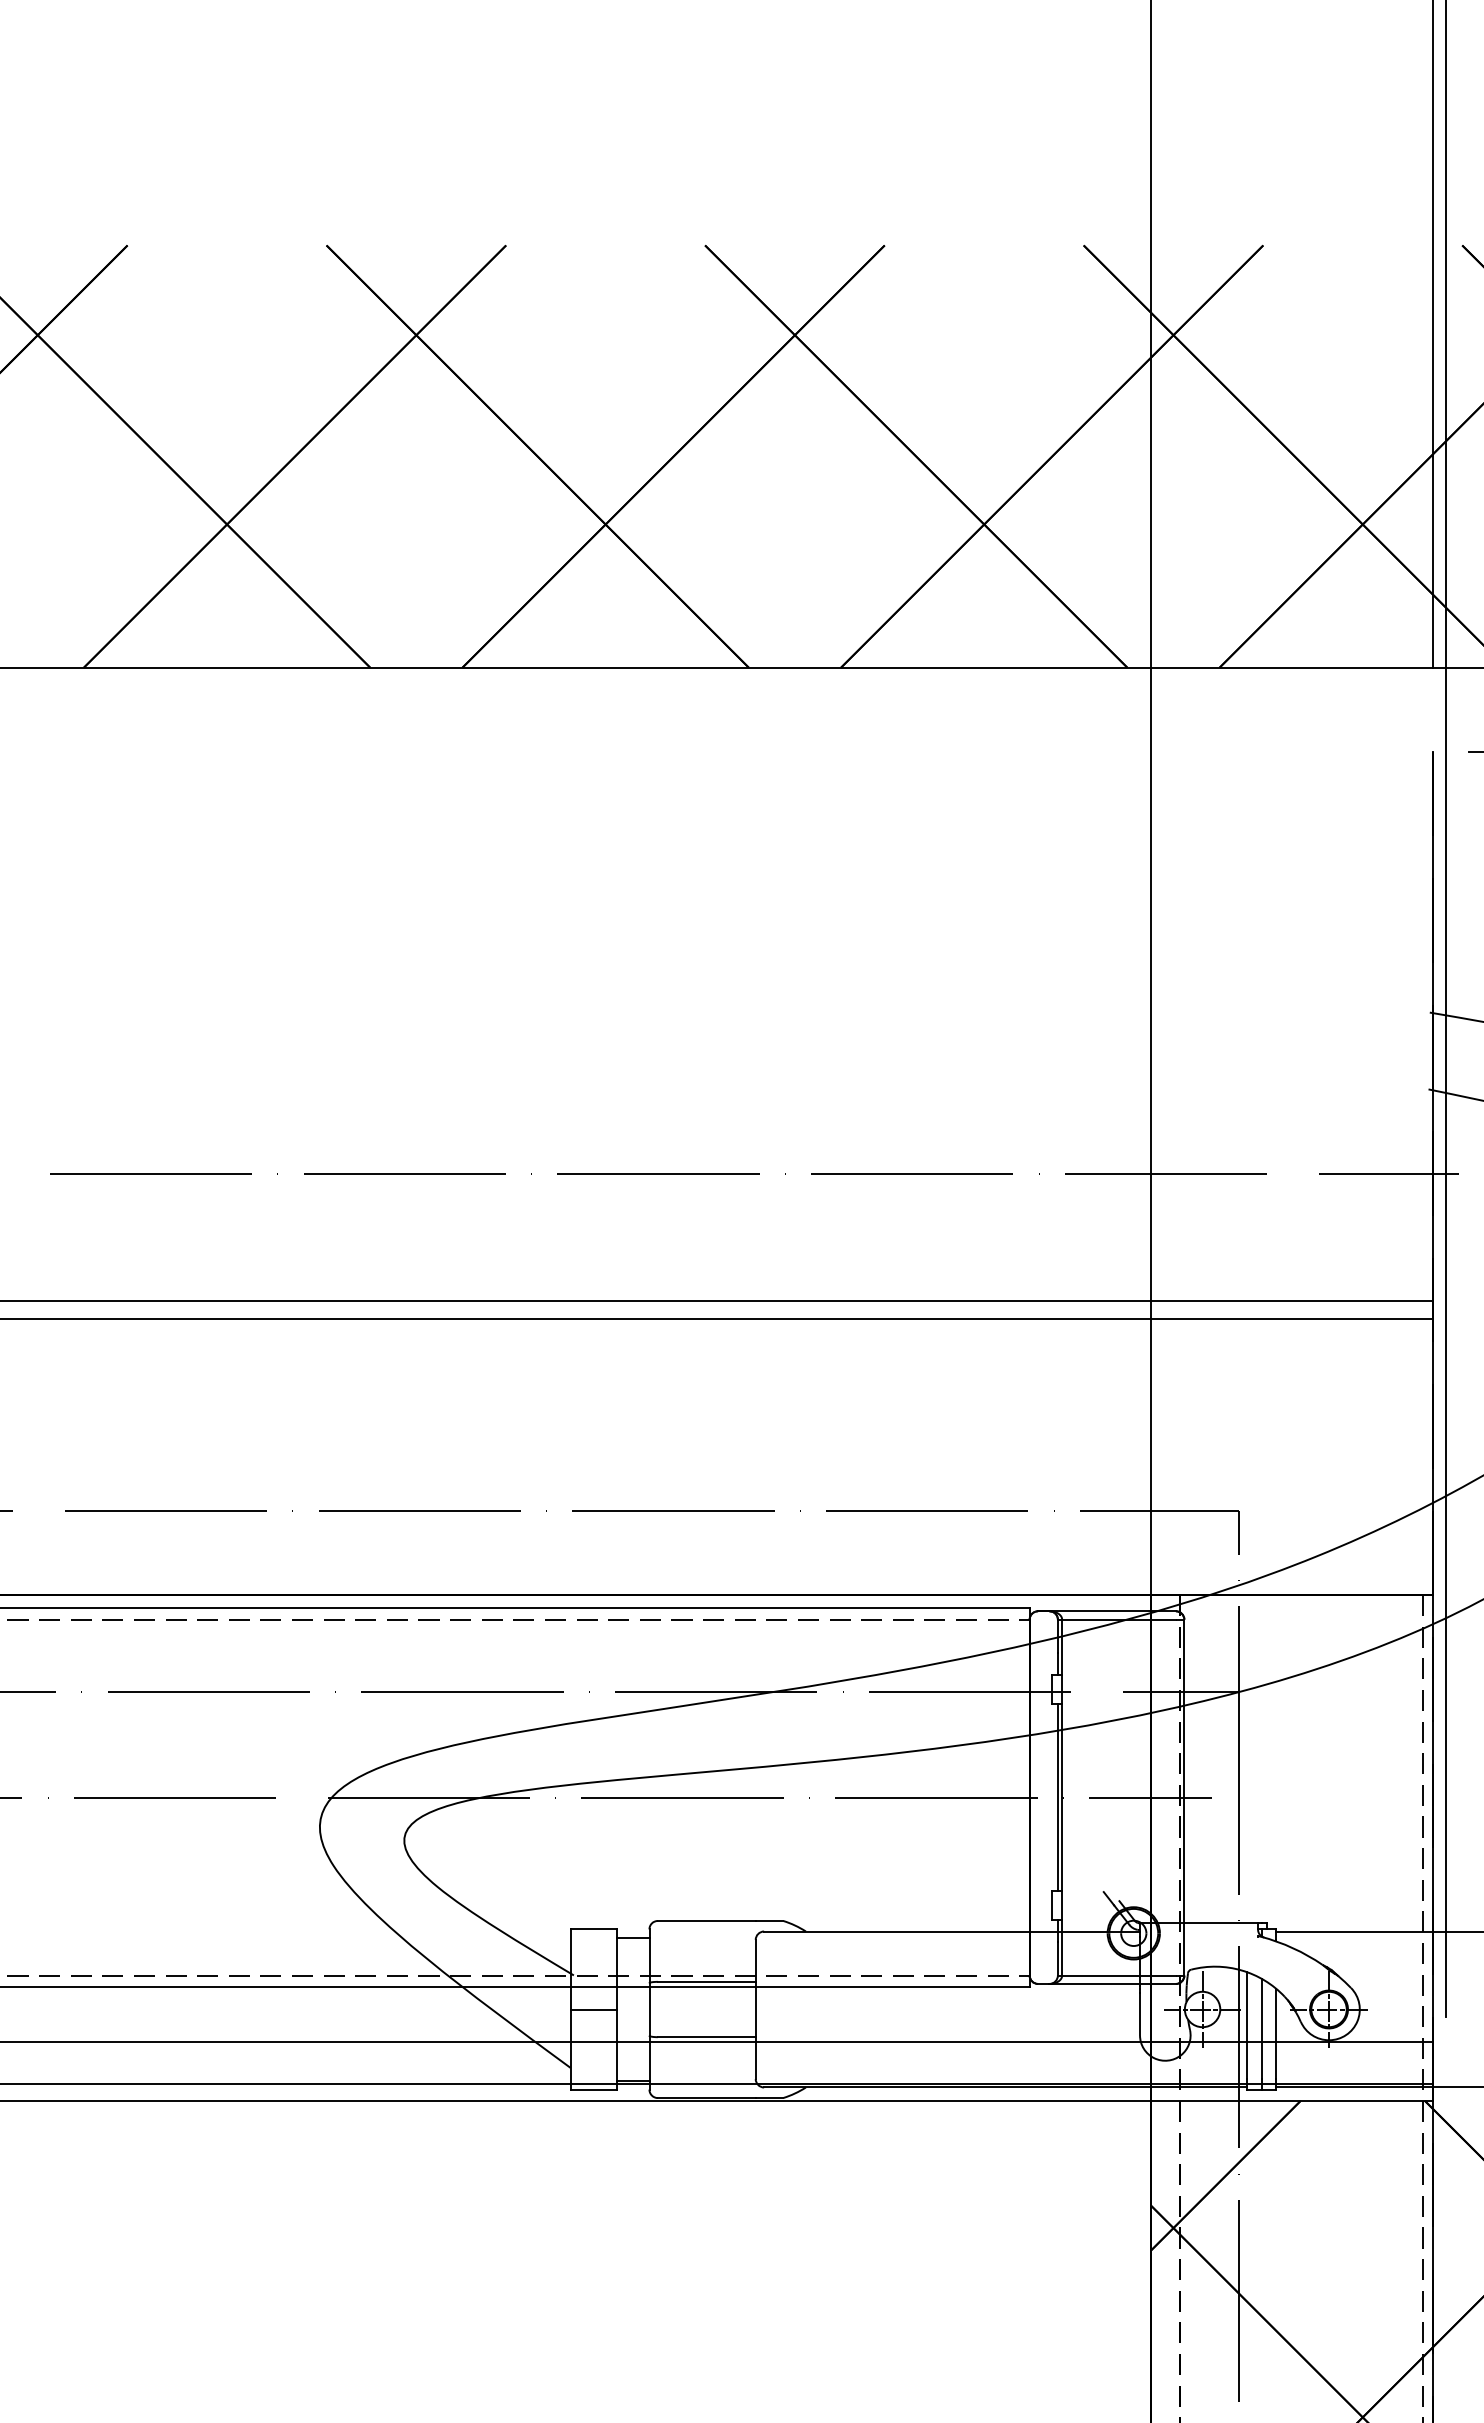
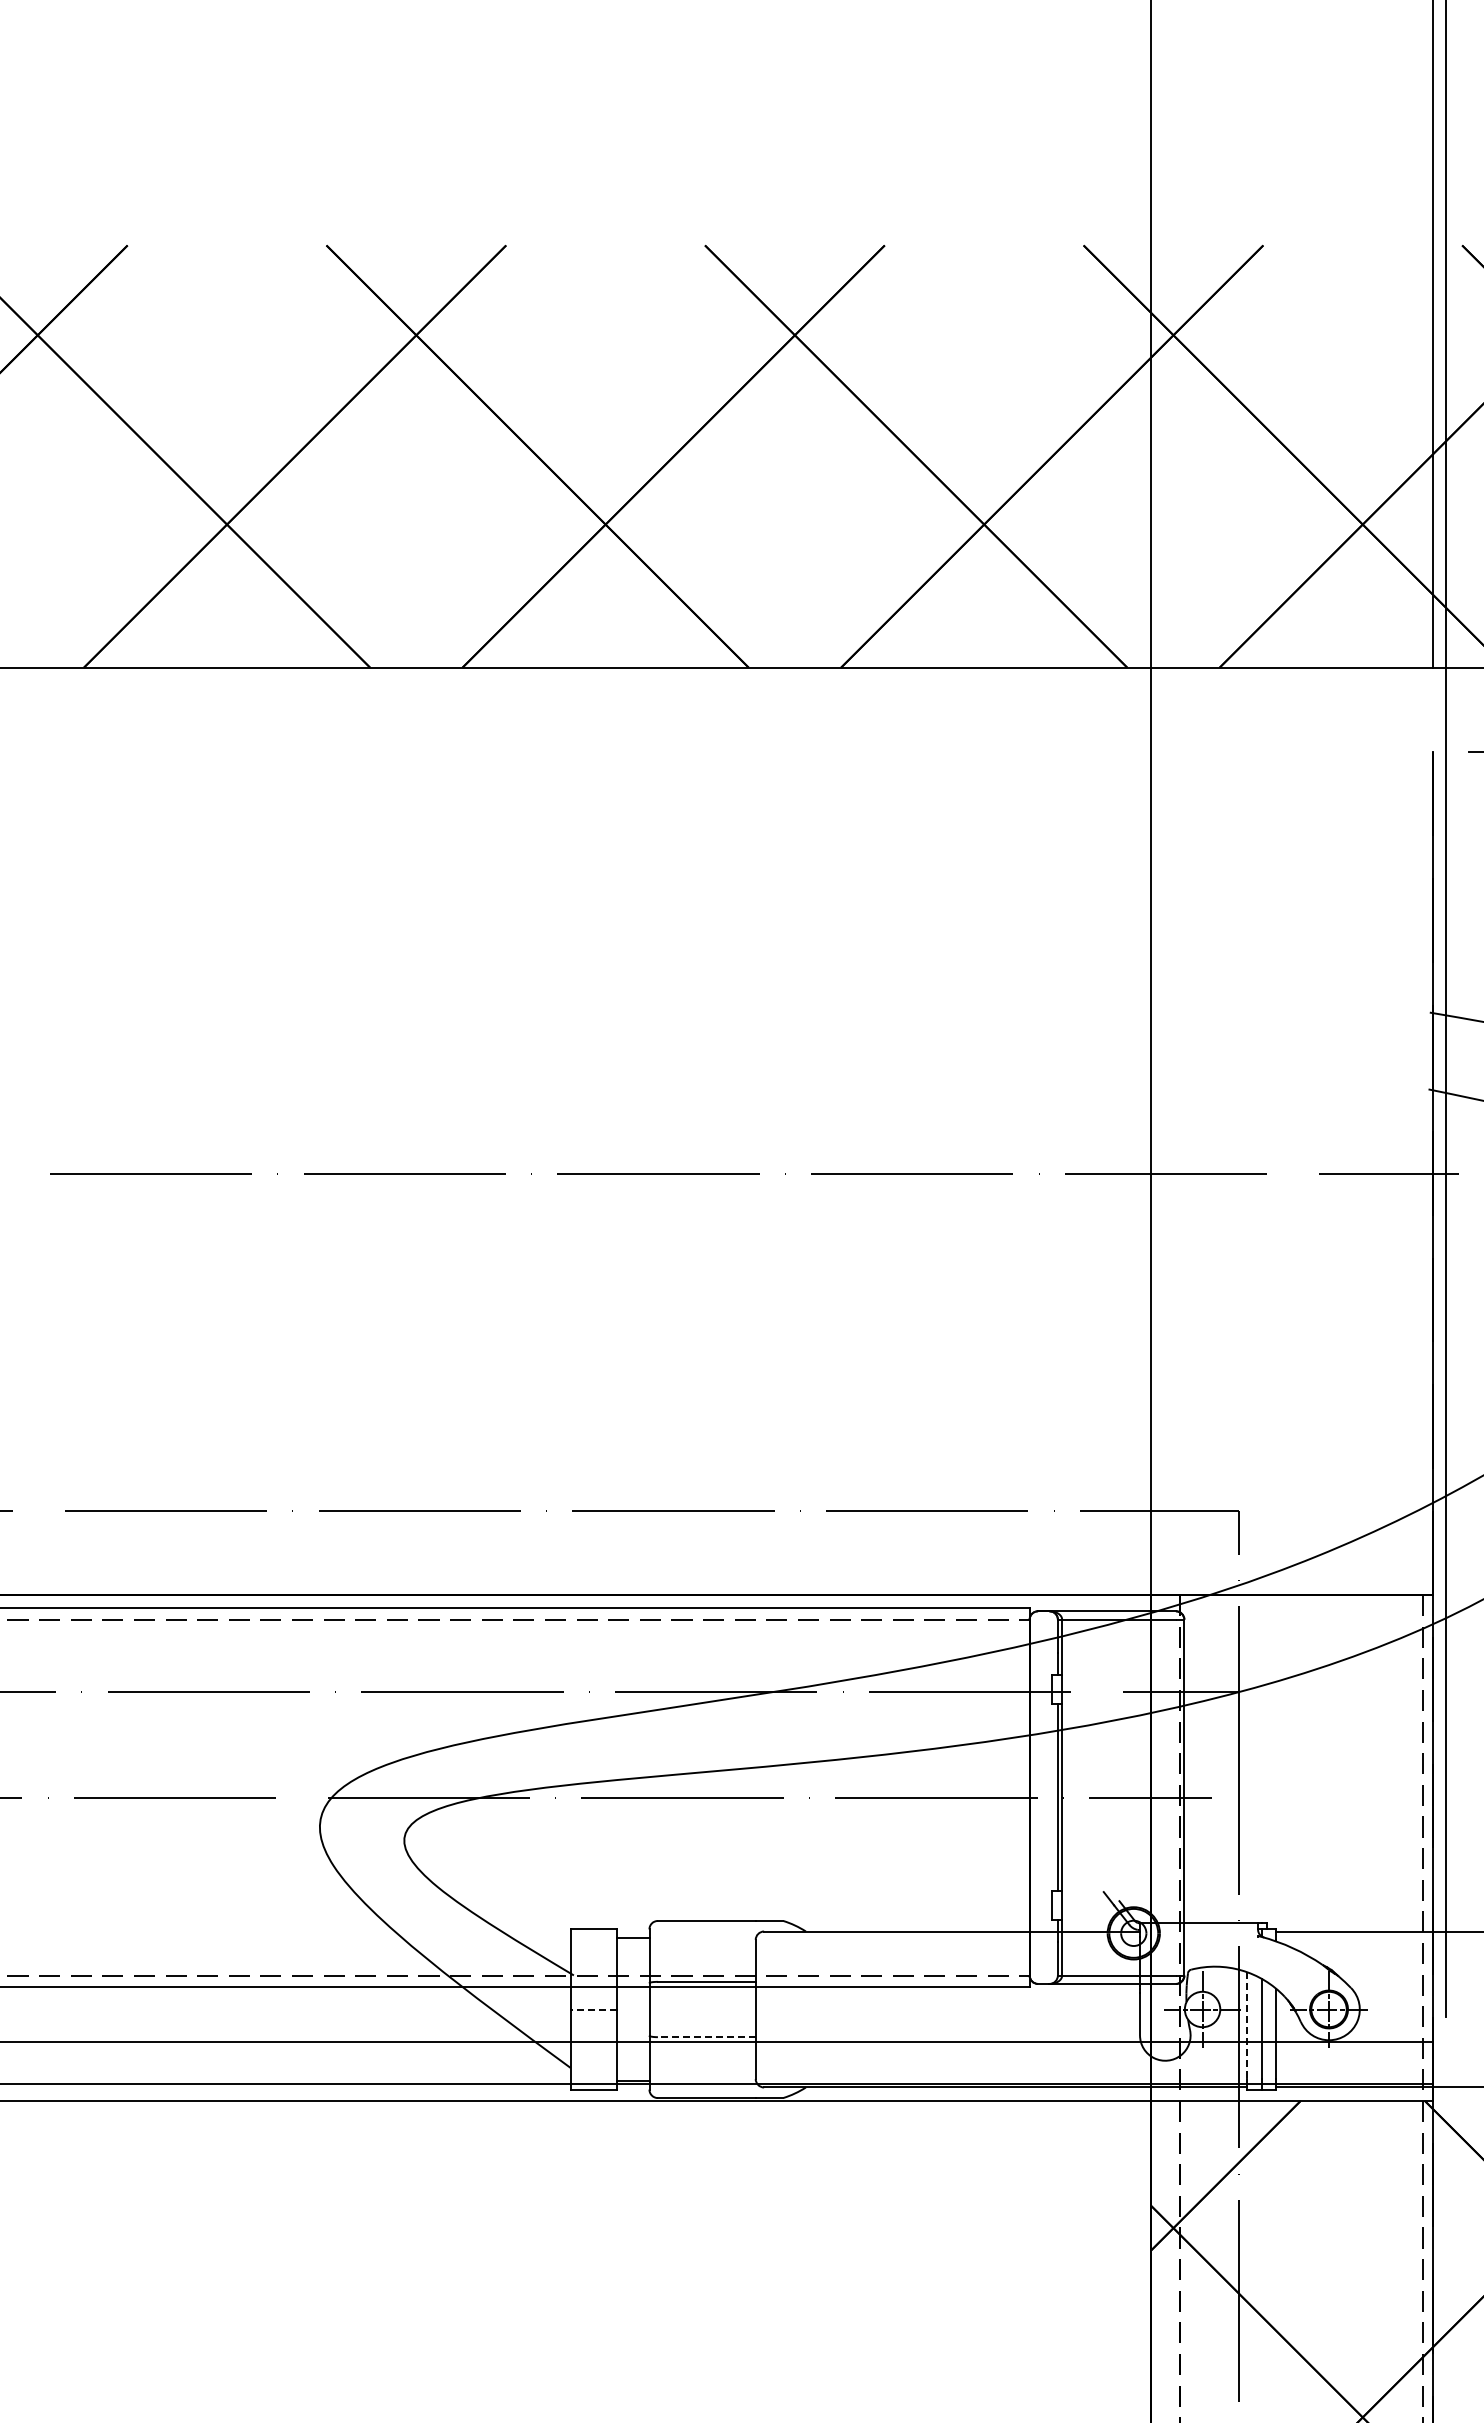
line: present -> none (717, 1301)
line: present -> none (717, 1319)
line: solid -> dashed (593, 2009)
line: solid -> dashed (1247, 2026)
line: solid -> dashed (706, 2037)
